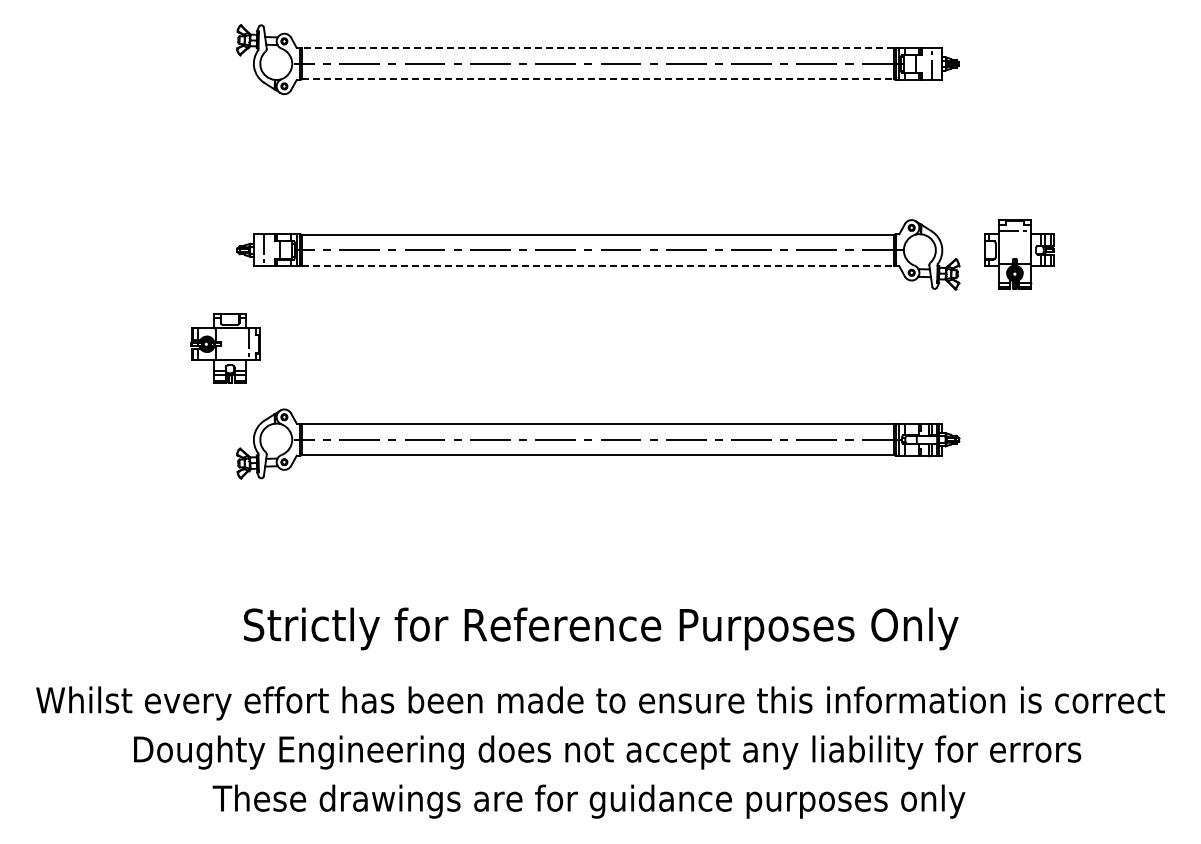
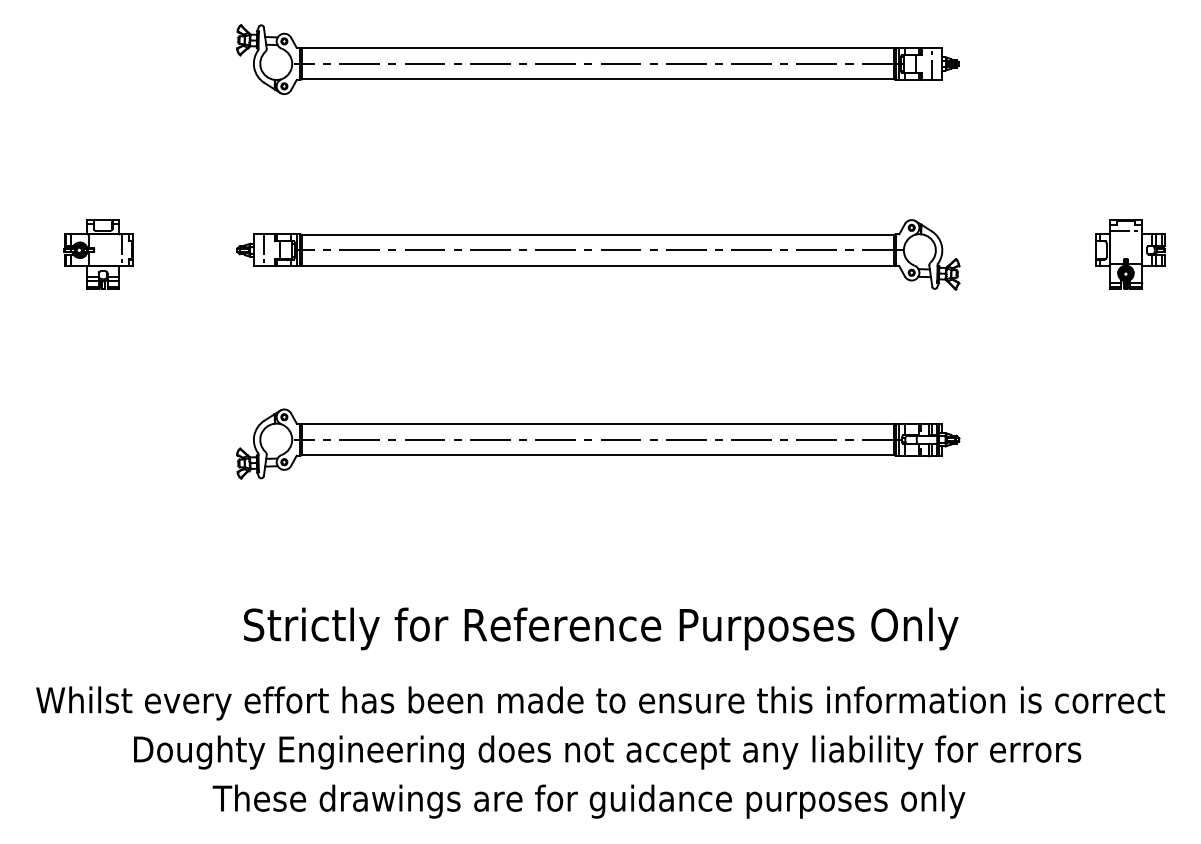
line: dashed -> solid (597, 48)
line: dashed -> solid (598, 79)
part position: (1019, 254) -> (1130, 254) (1130, 254)
line: dashed -> solid (598, 265)
part position: (225, 348) -> (98, 254) (98, 254)
